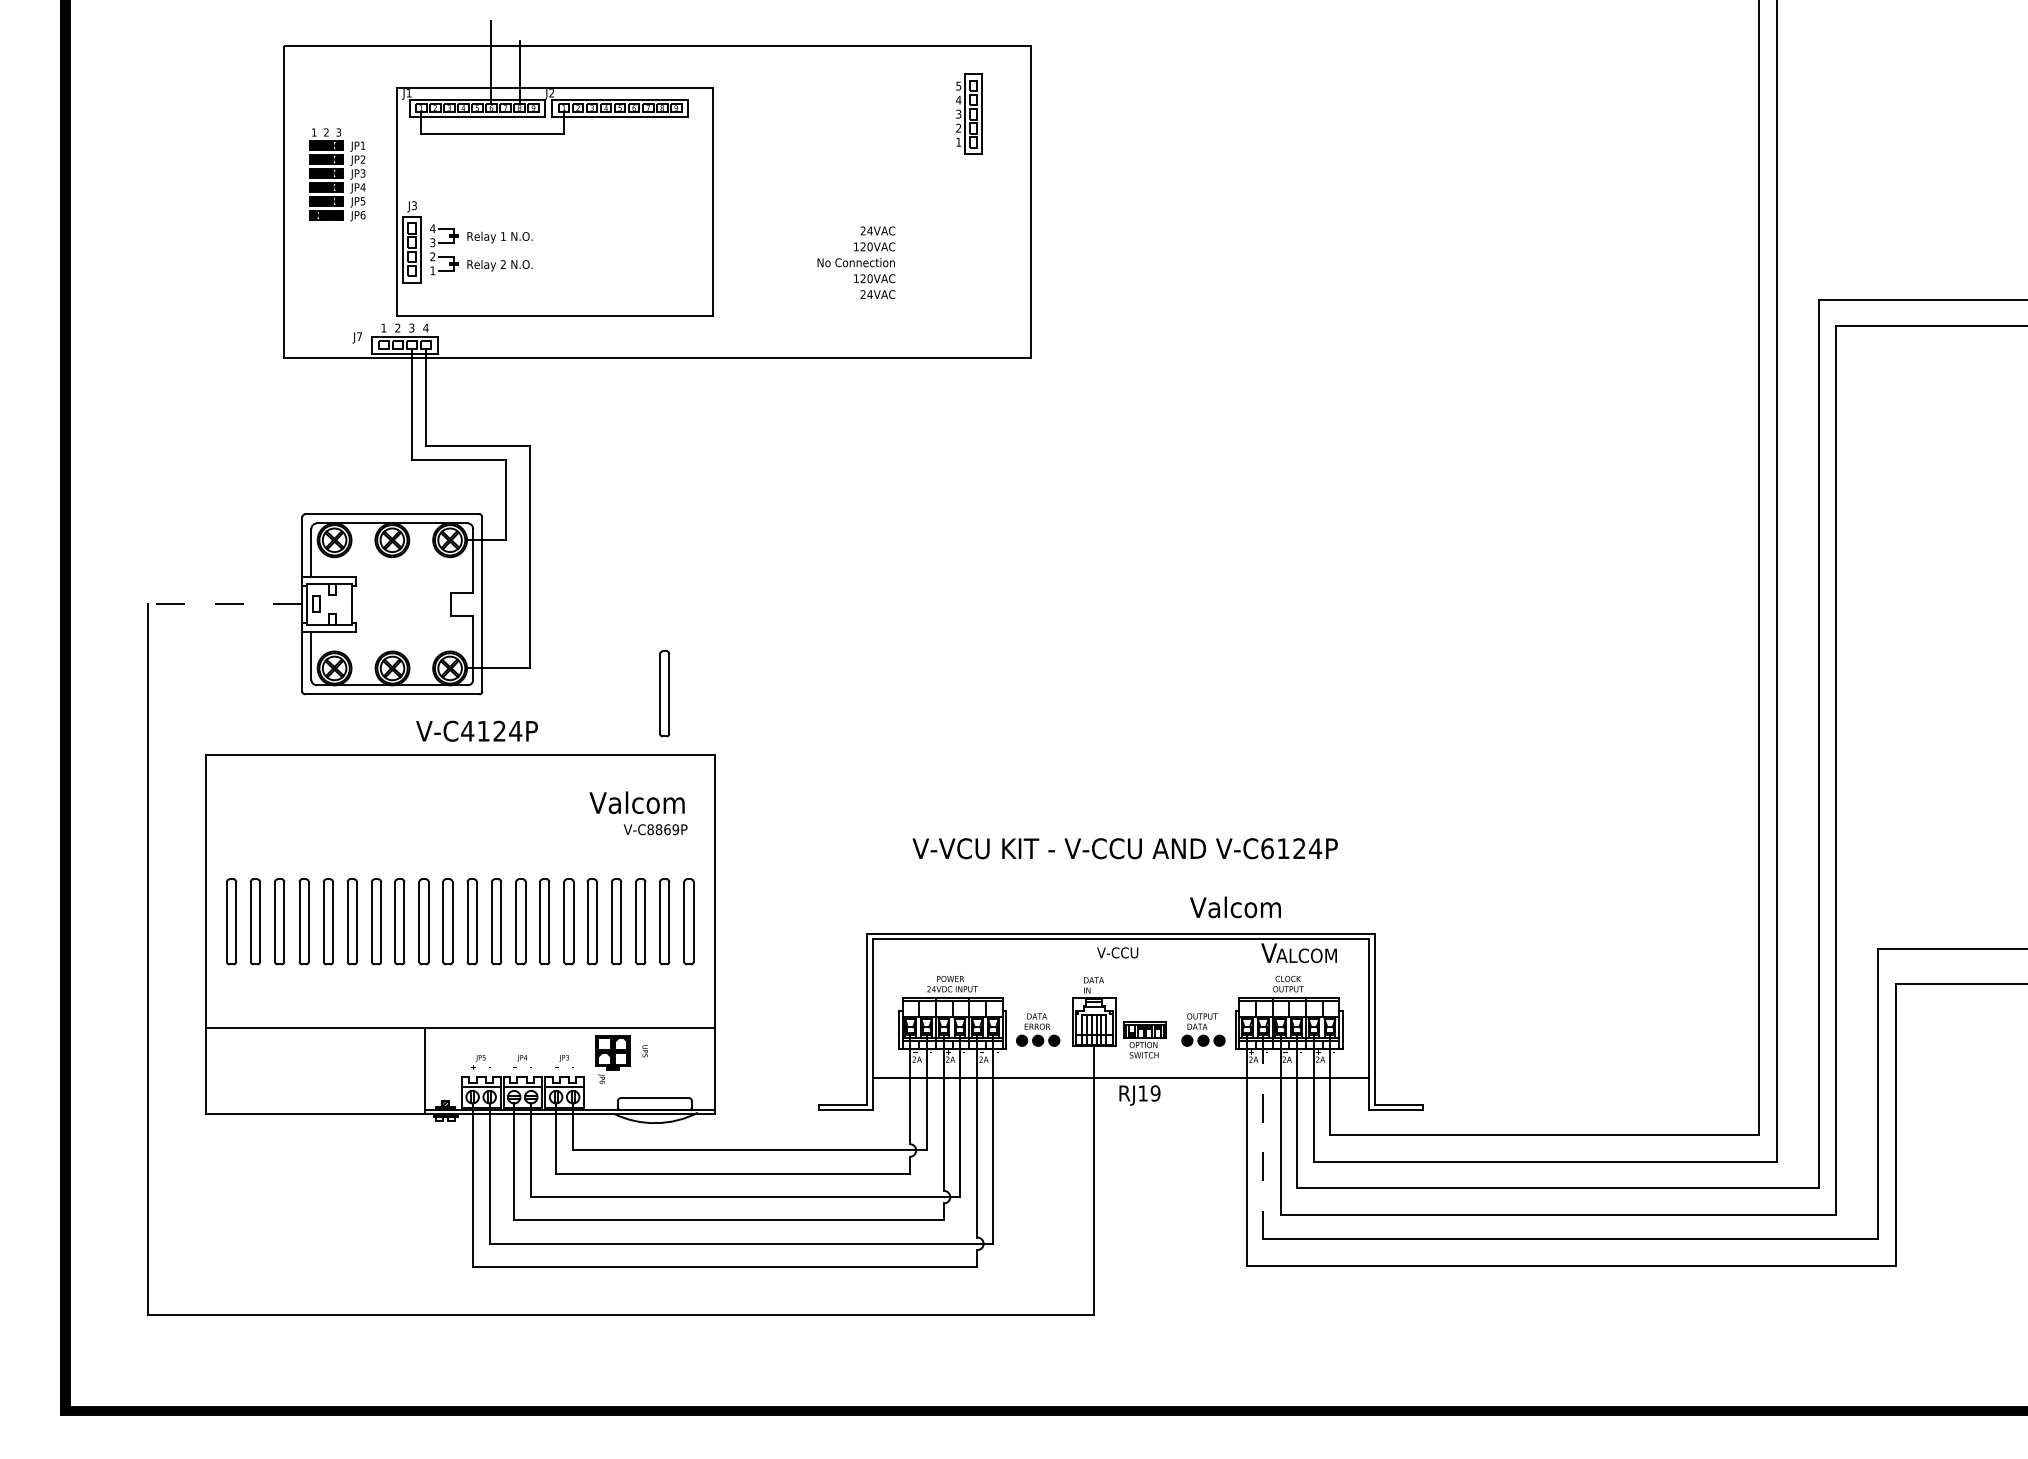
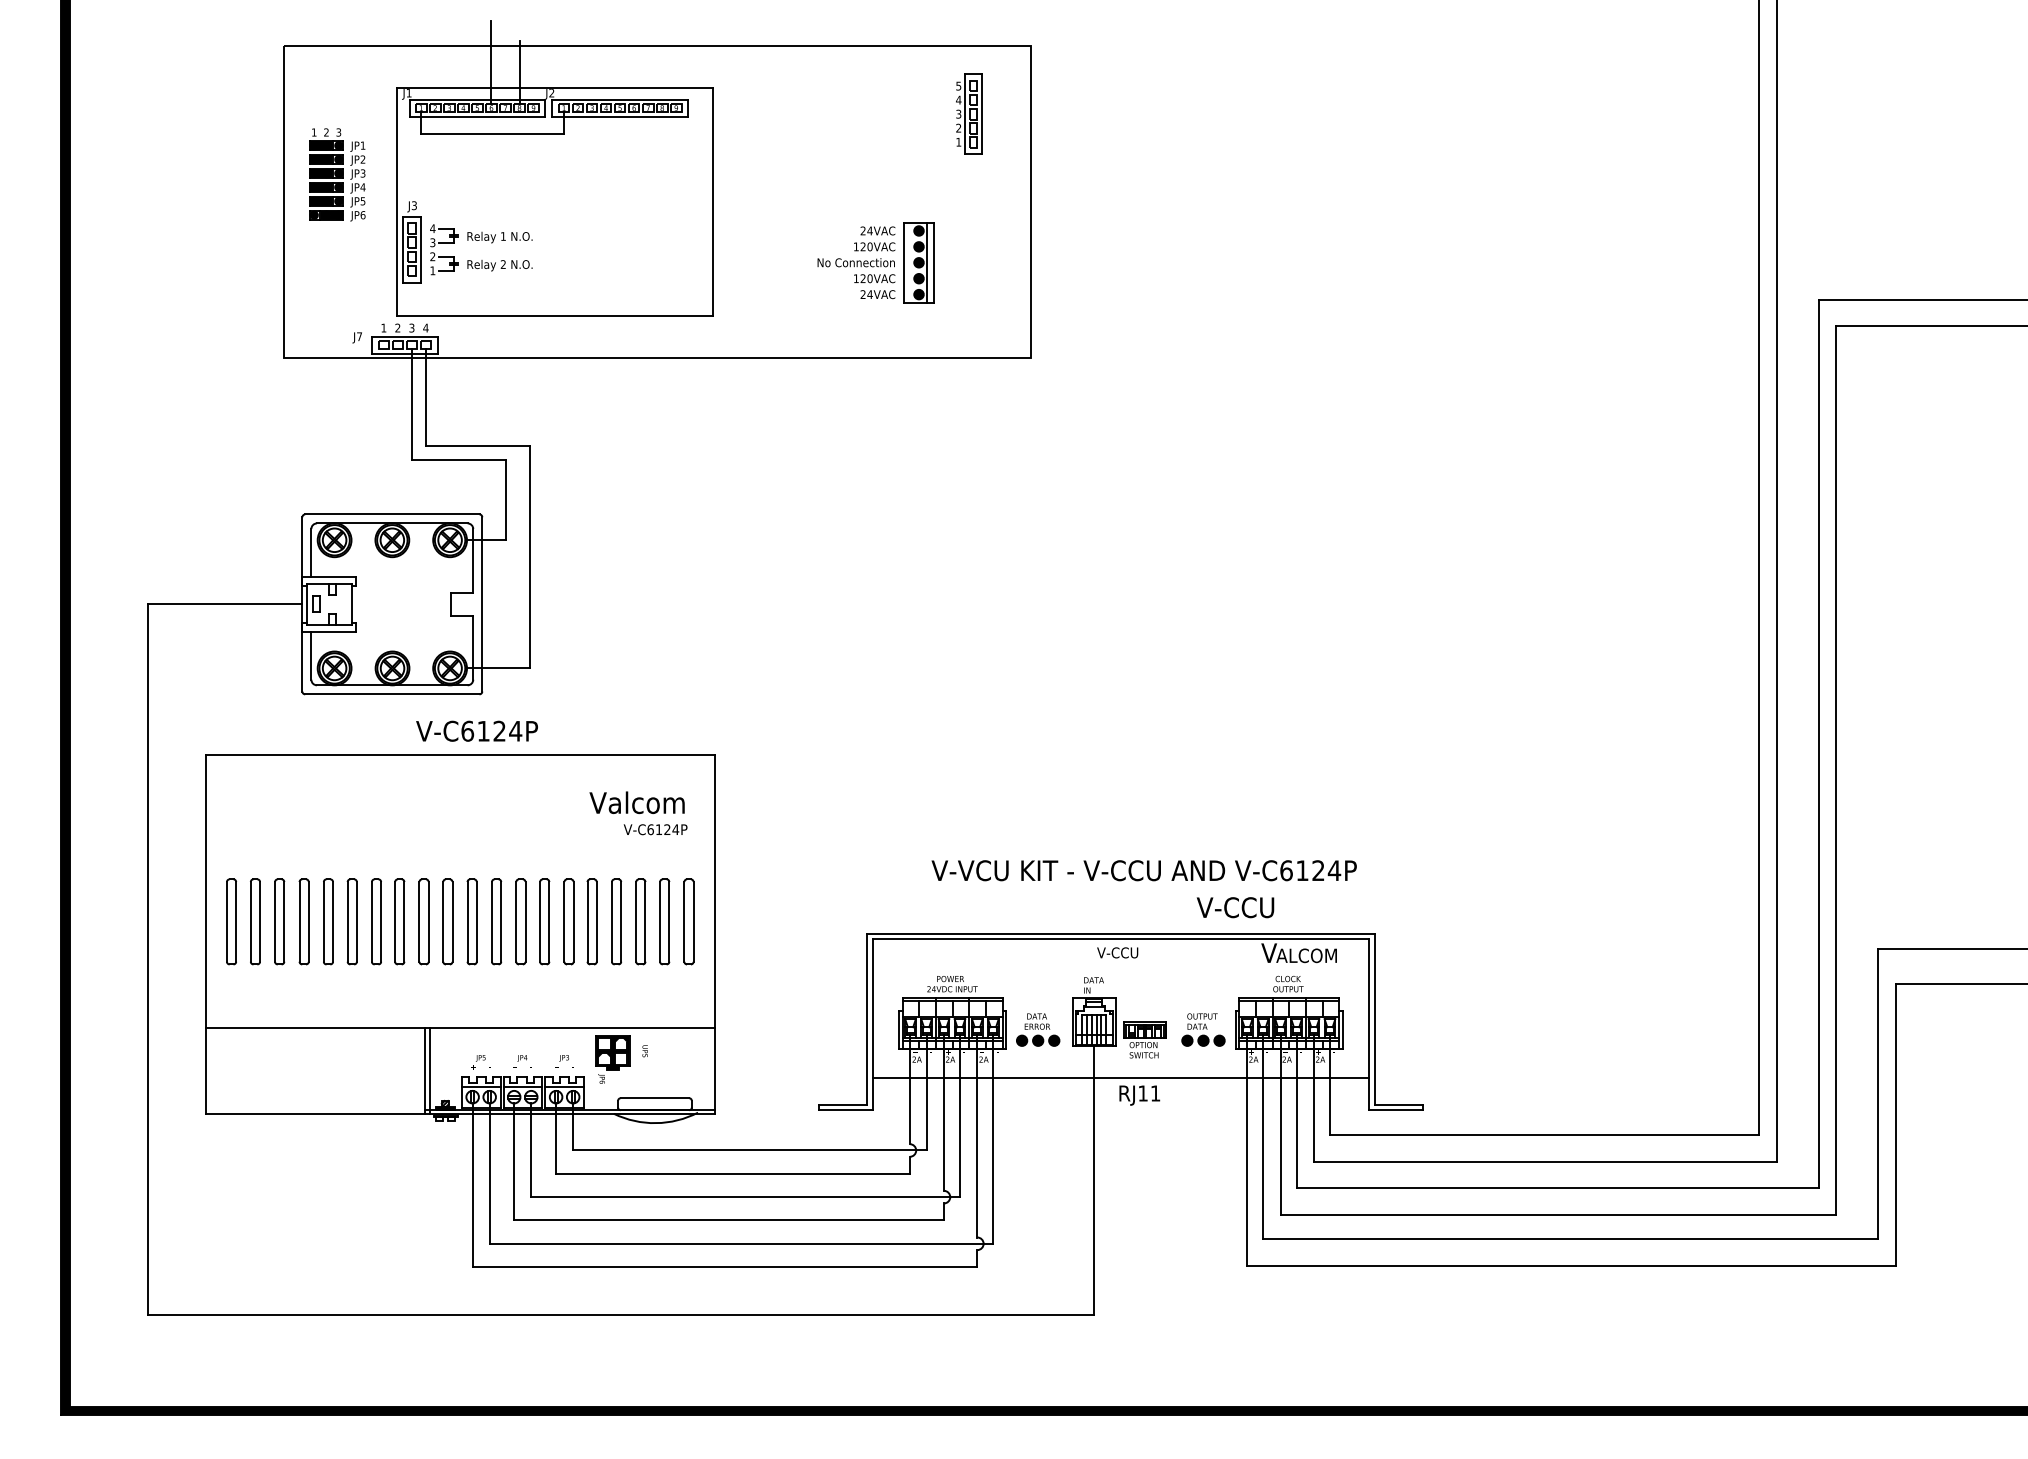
part: none -> present (918, 262)
line: dashed -> solid (224, 604)
part: present -> none (664, 693)
text: V-C4124P -> V-C6124P (467, 730)
text: V-C8869P -> V-C6124P (663, 829)
text position: (1124, 848) -> (1143, 870) (1143, 870)
text: Valcom -> V-CCU (1235, 907)
line: none -> present (429, 1071)
text: RJ19 -> RJ11 (1155, 1093)
line: dashed -> solid (1263, 1137)
